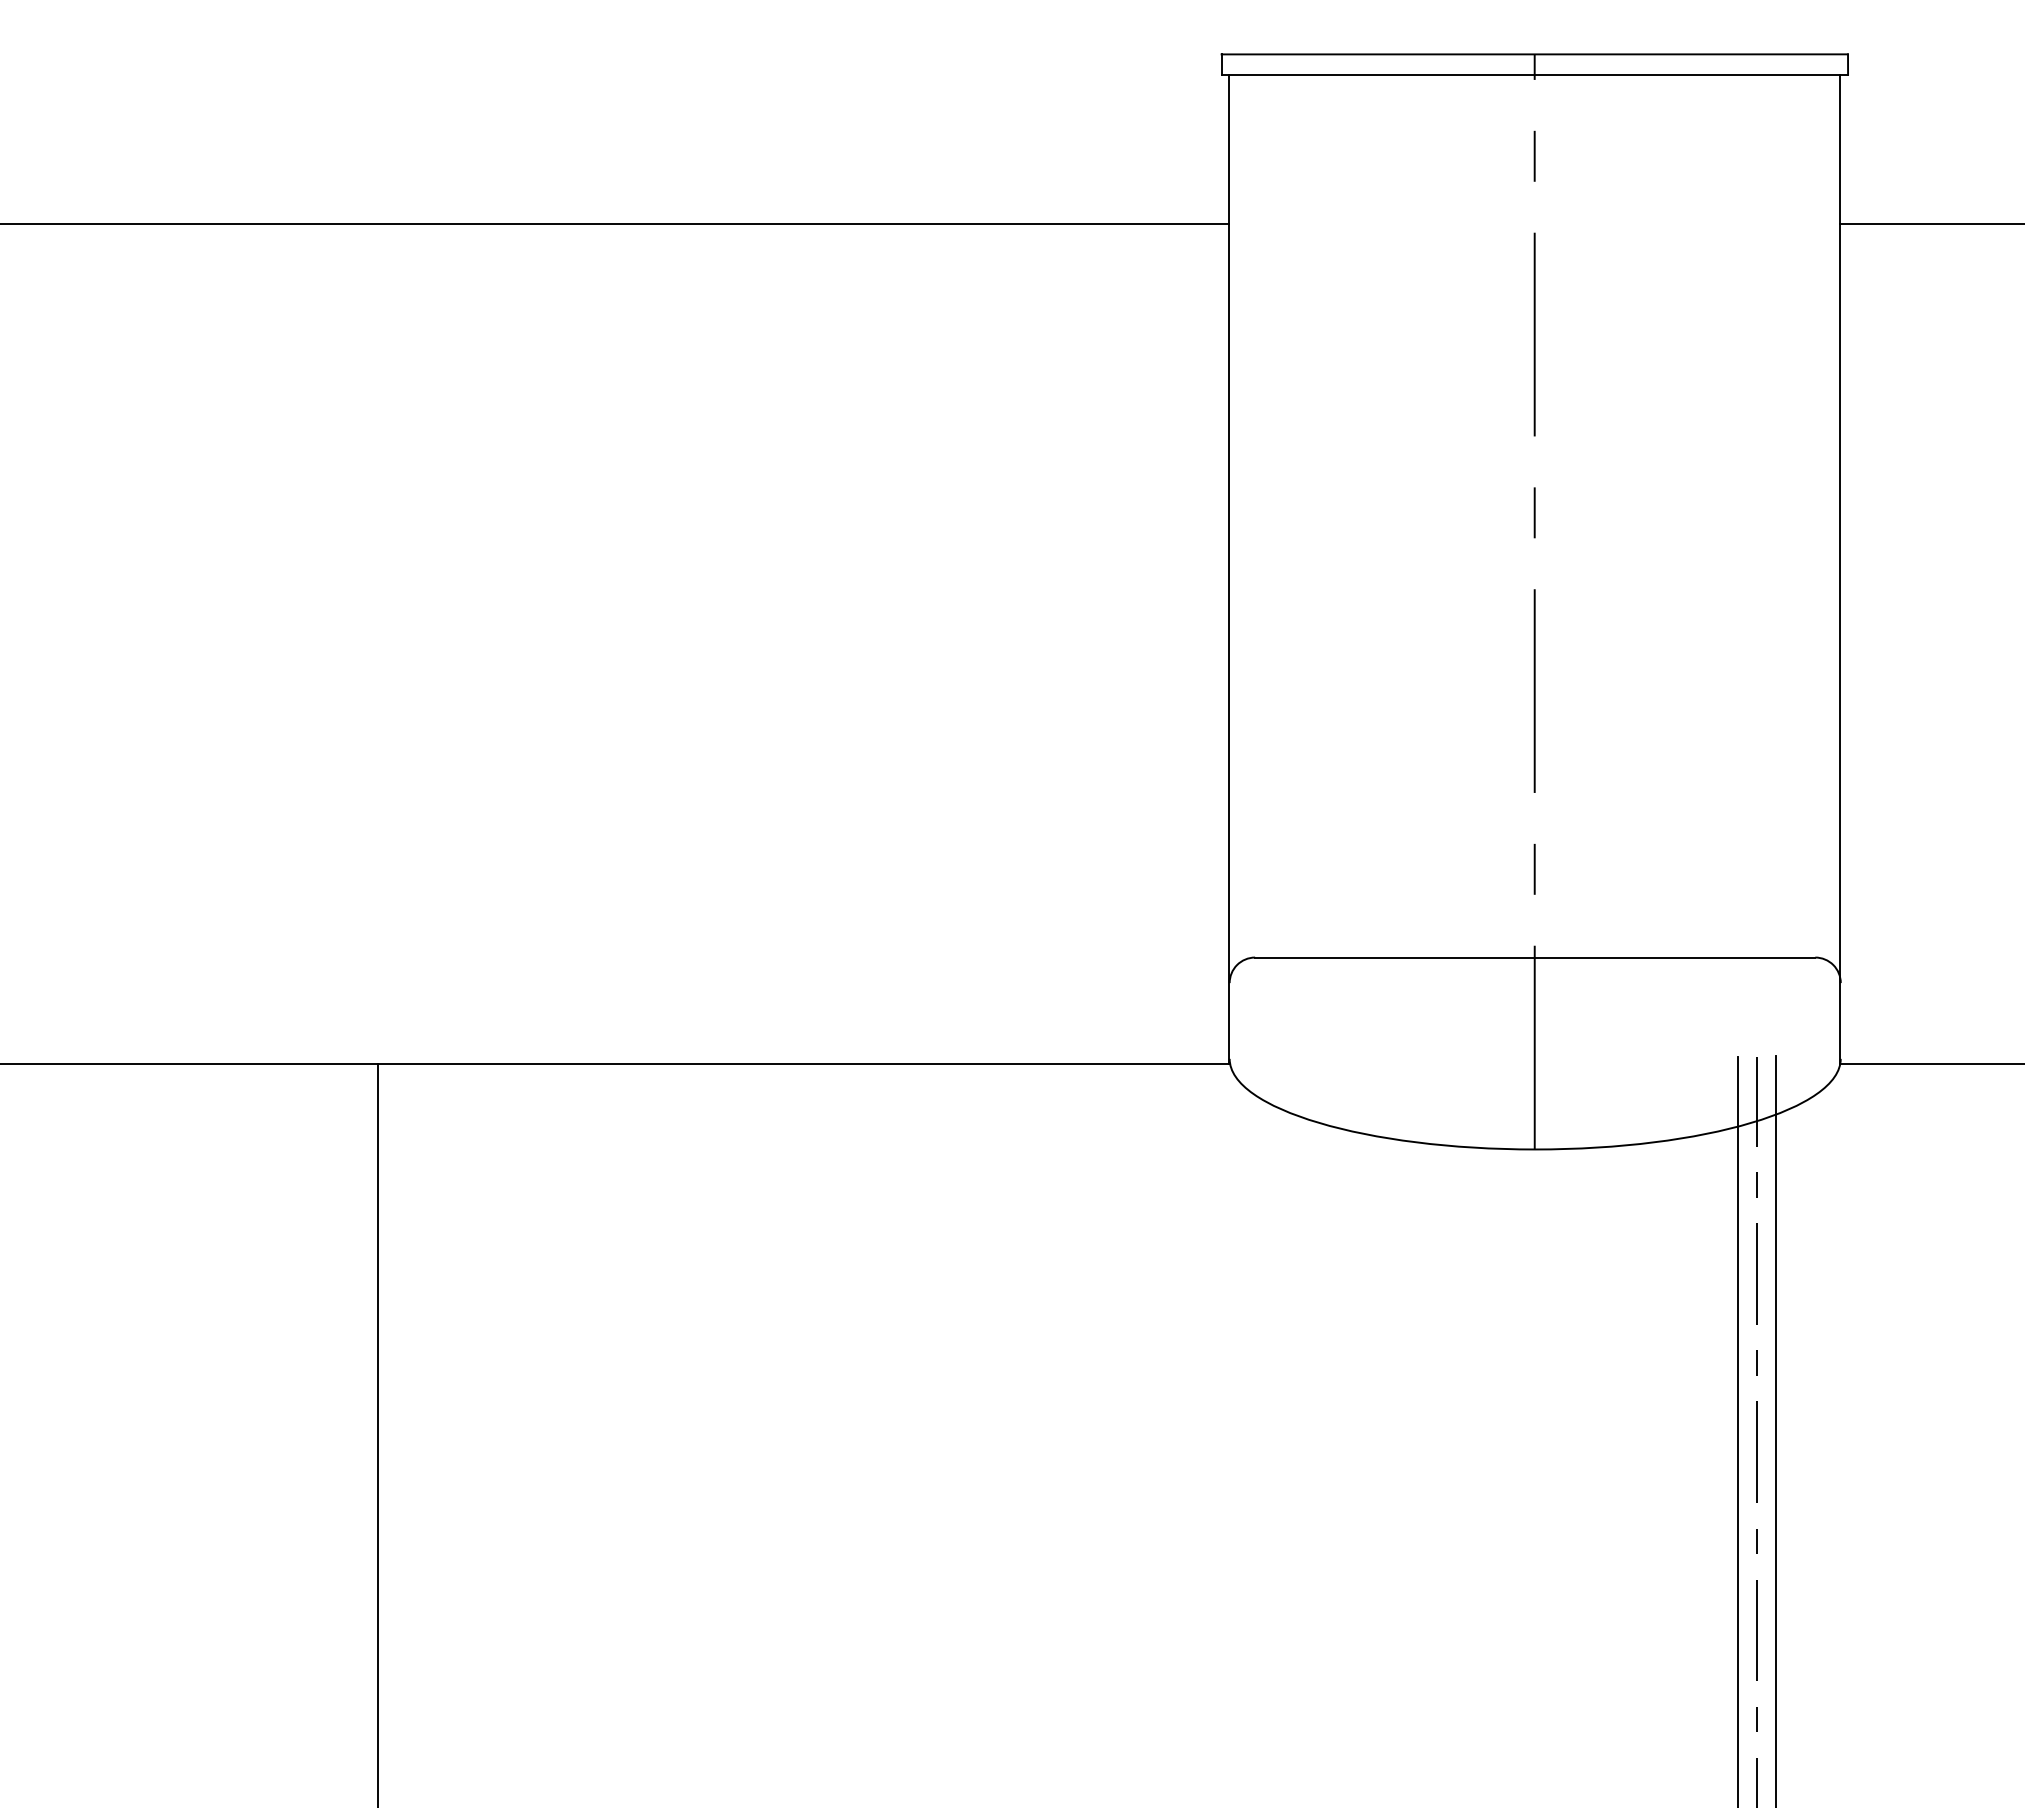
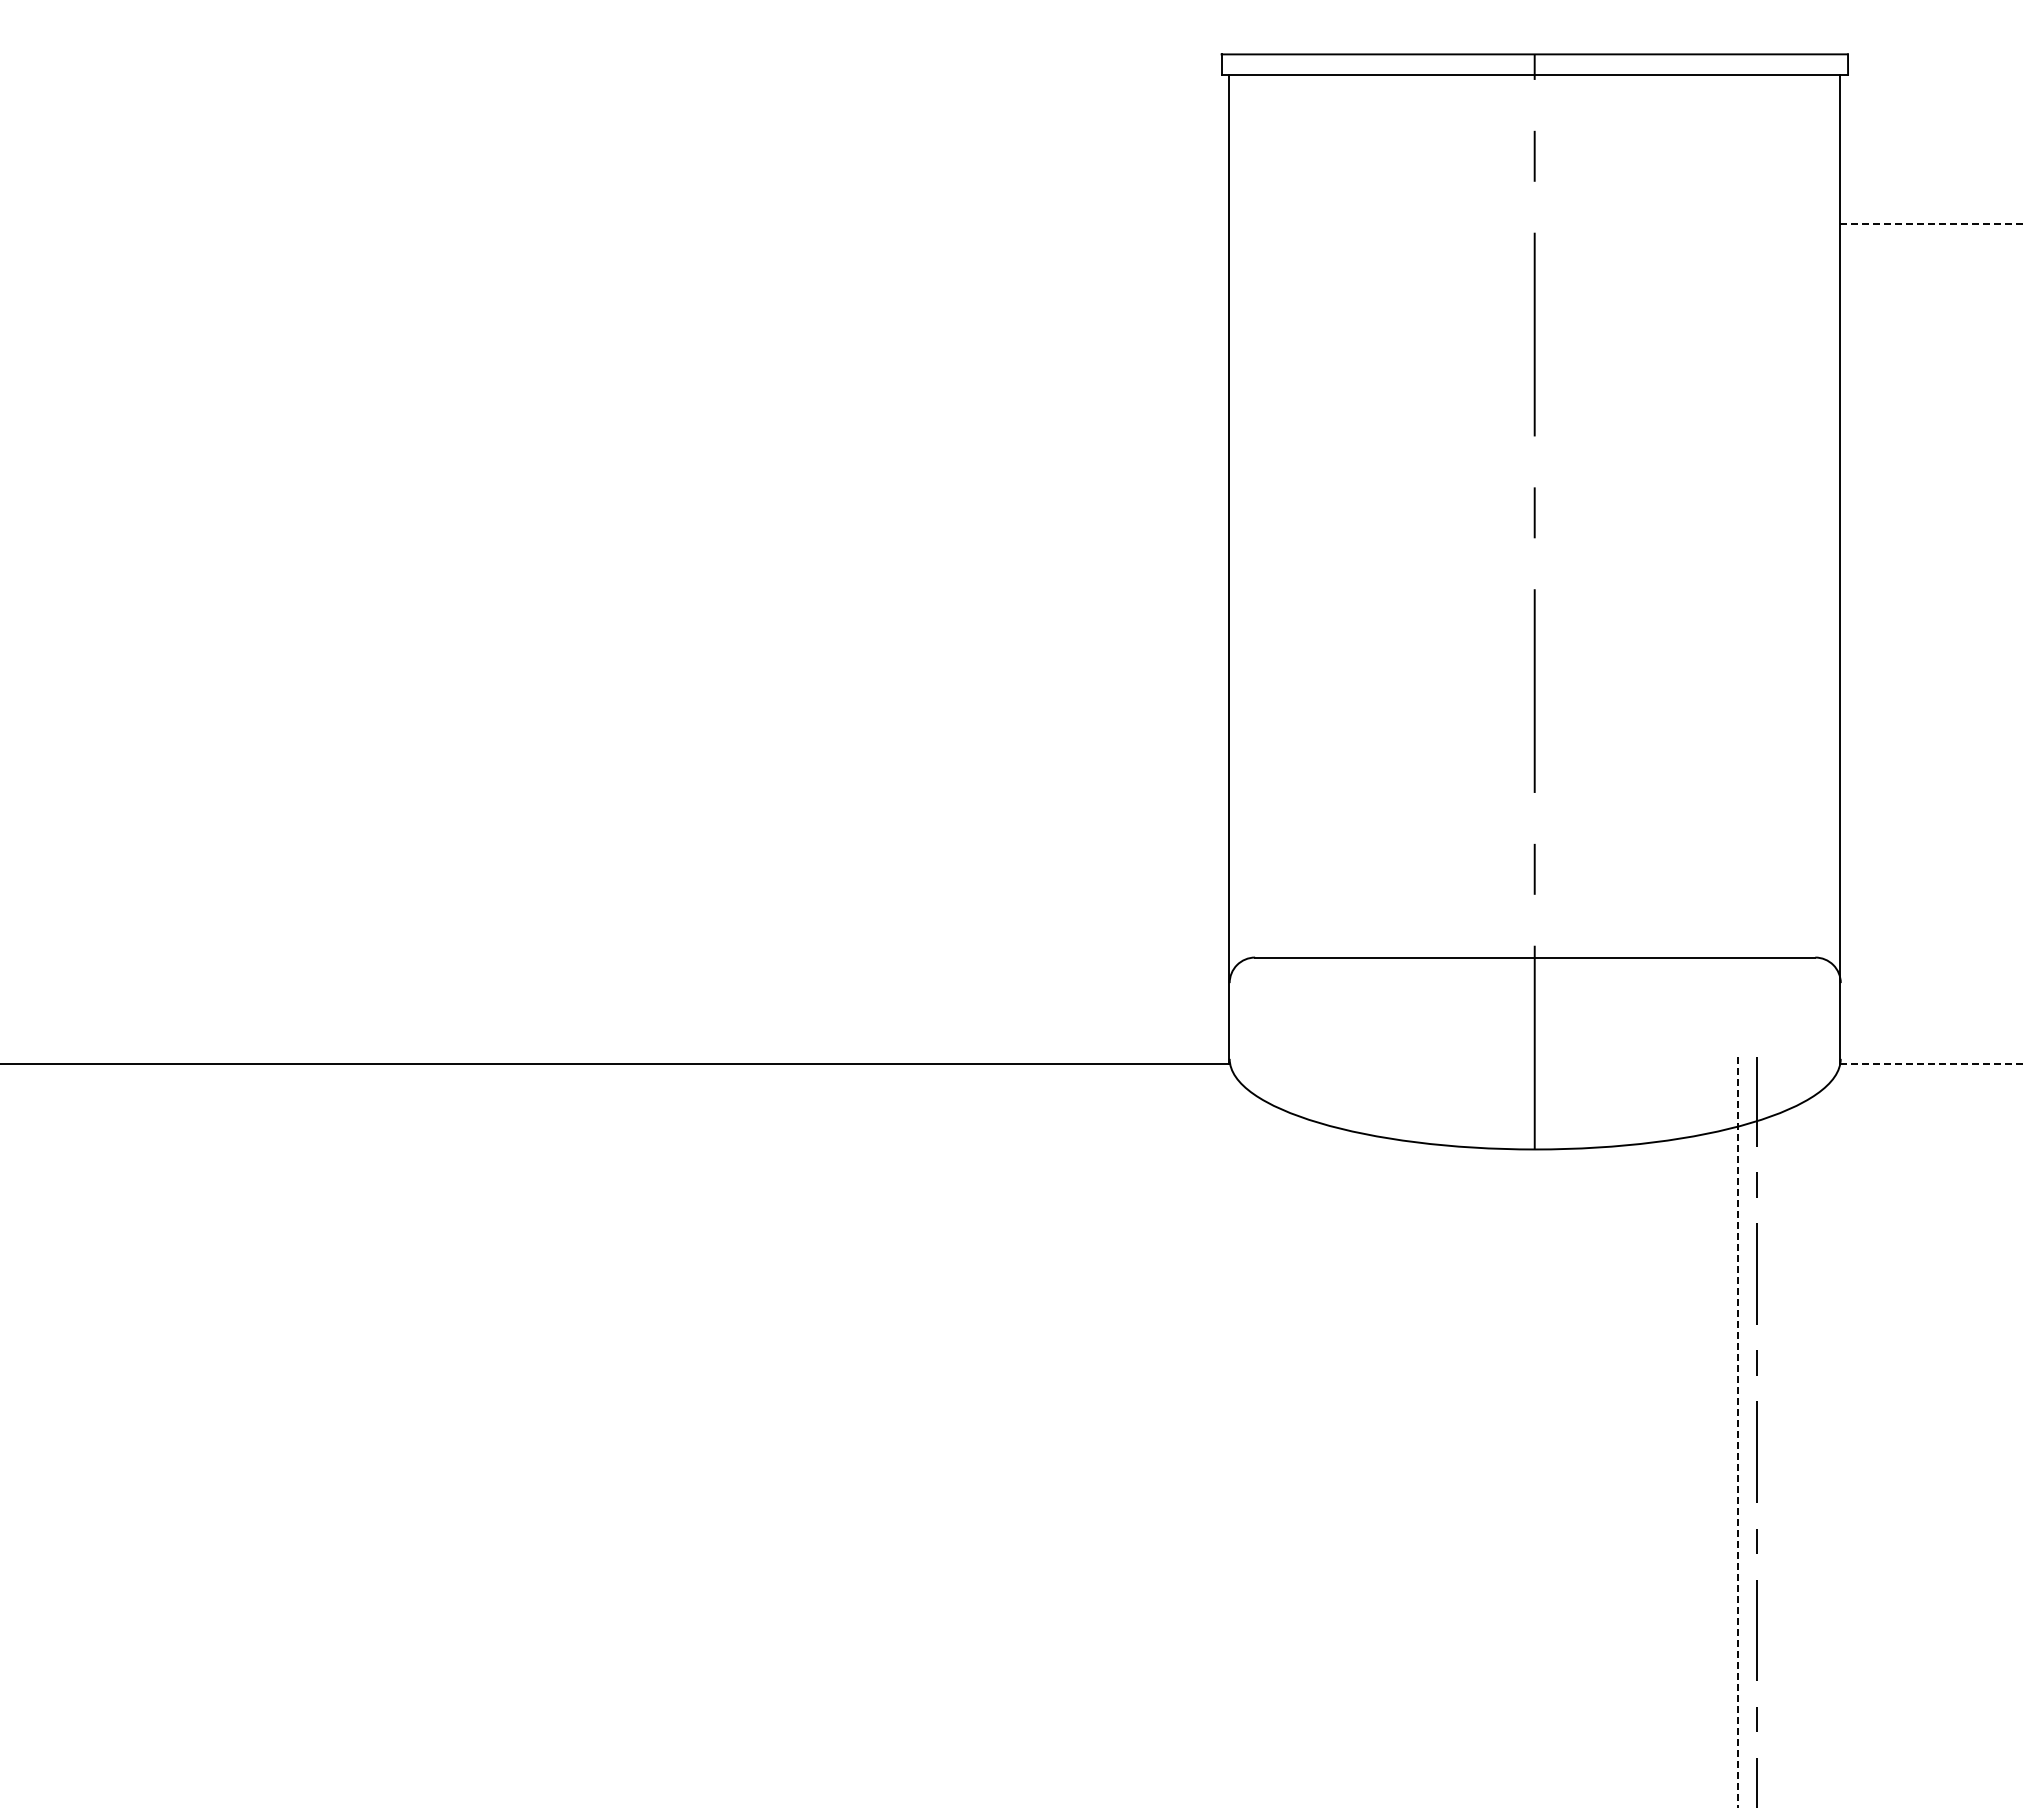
line: present -> none (615, 223)
line: solid -> dashed (1932, 223)
line: solid -> dashed (1933, 1064)
line: present -> none (1776, 1429)
line: solid -> dashed (1738, 1432)
line: present -> none (377, 1434)
